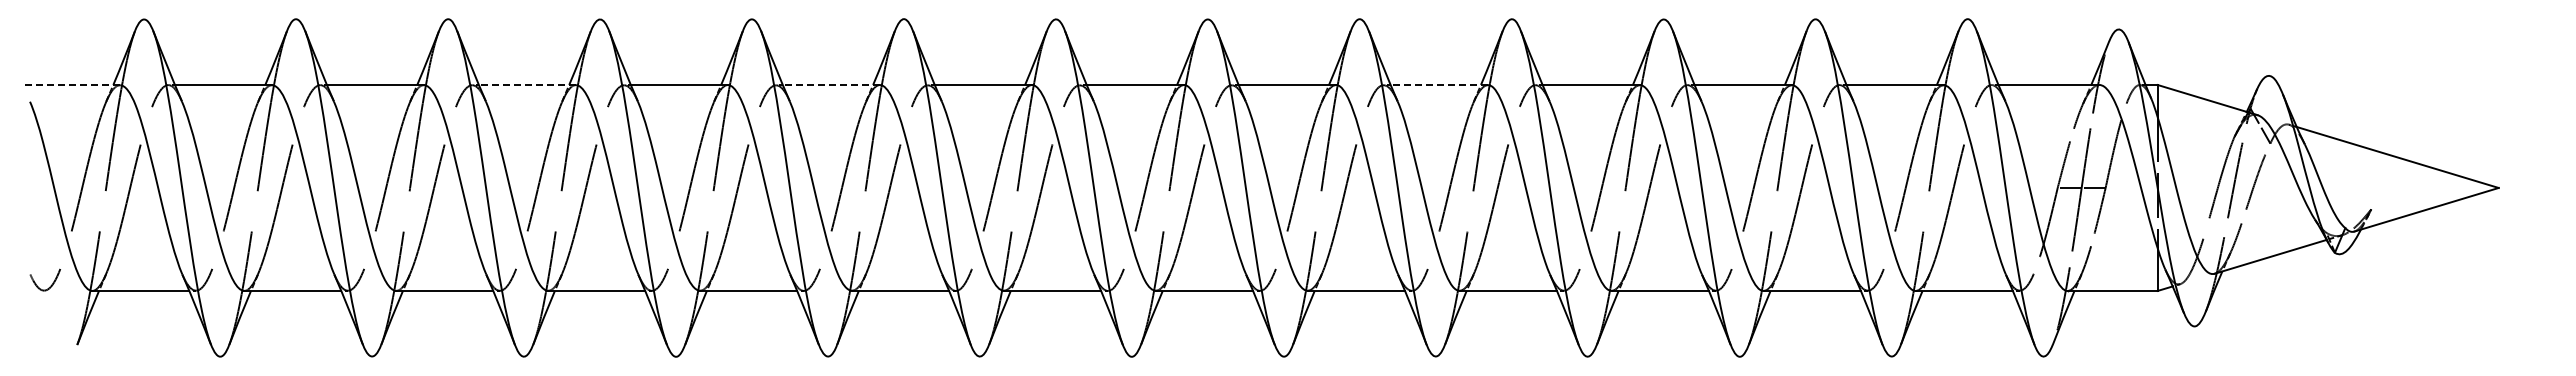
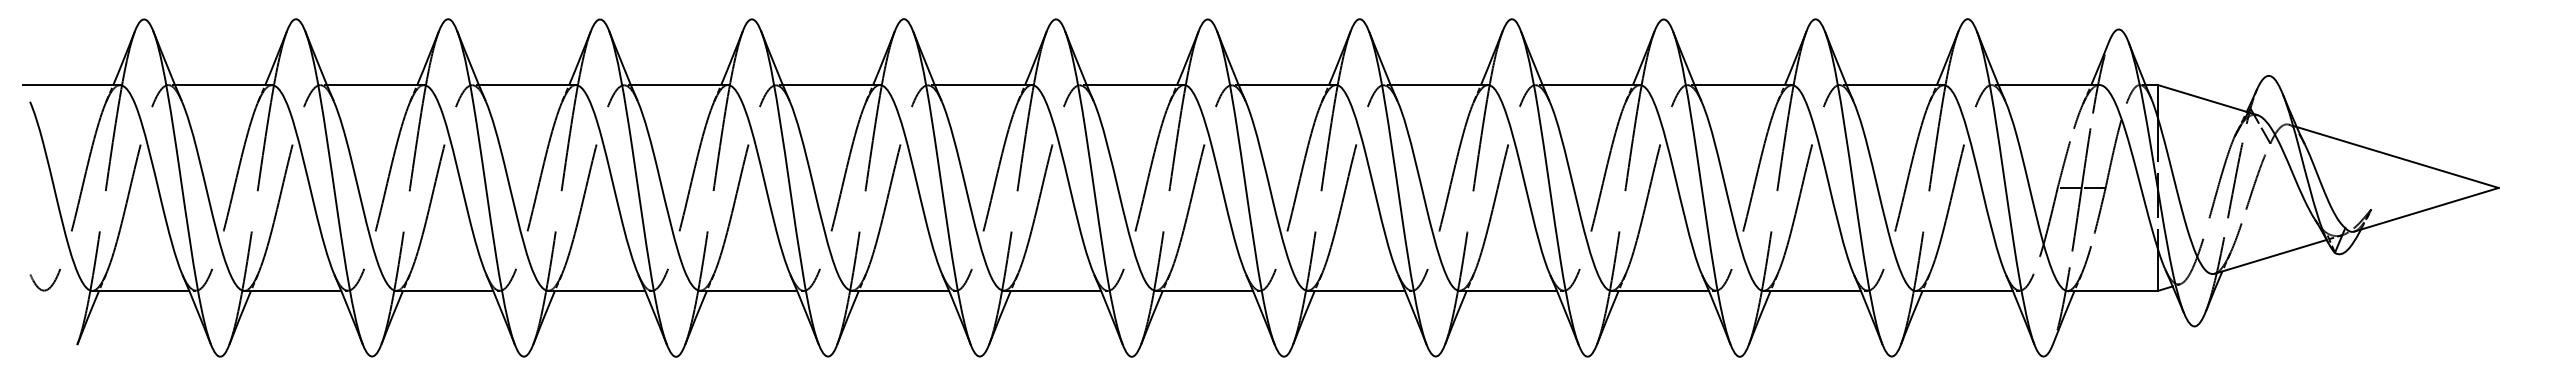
line: dashed -> solid (71, 84)
line: dashed -> solid (527, 84)
line: dashed -> solid (831, 84)
line: dashed -> solid (1439, 84)
